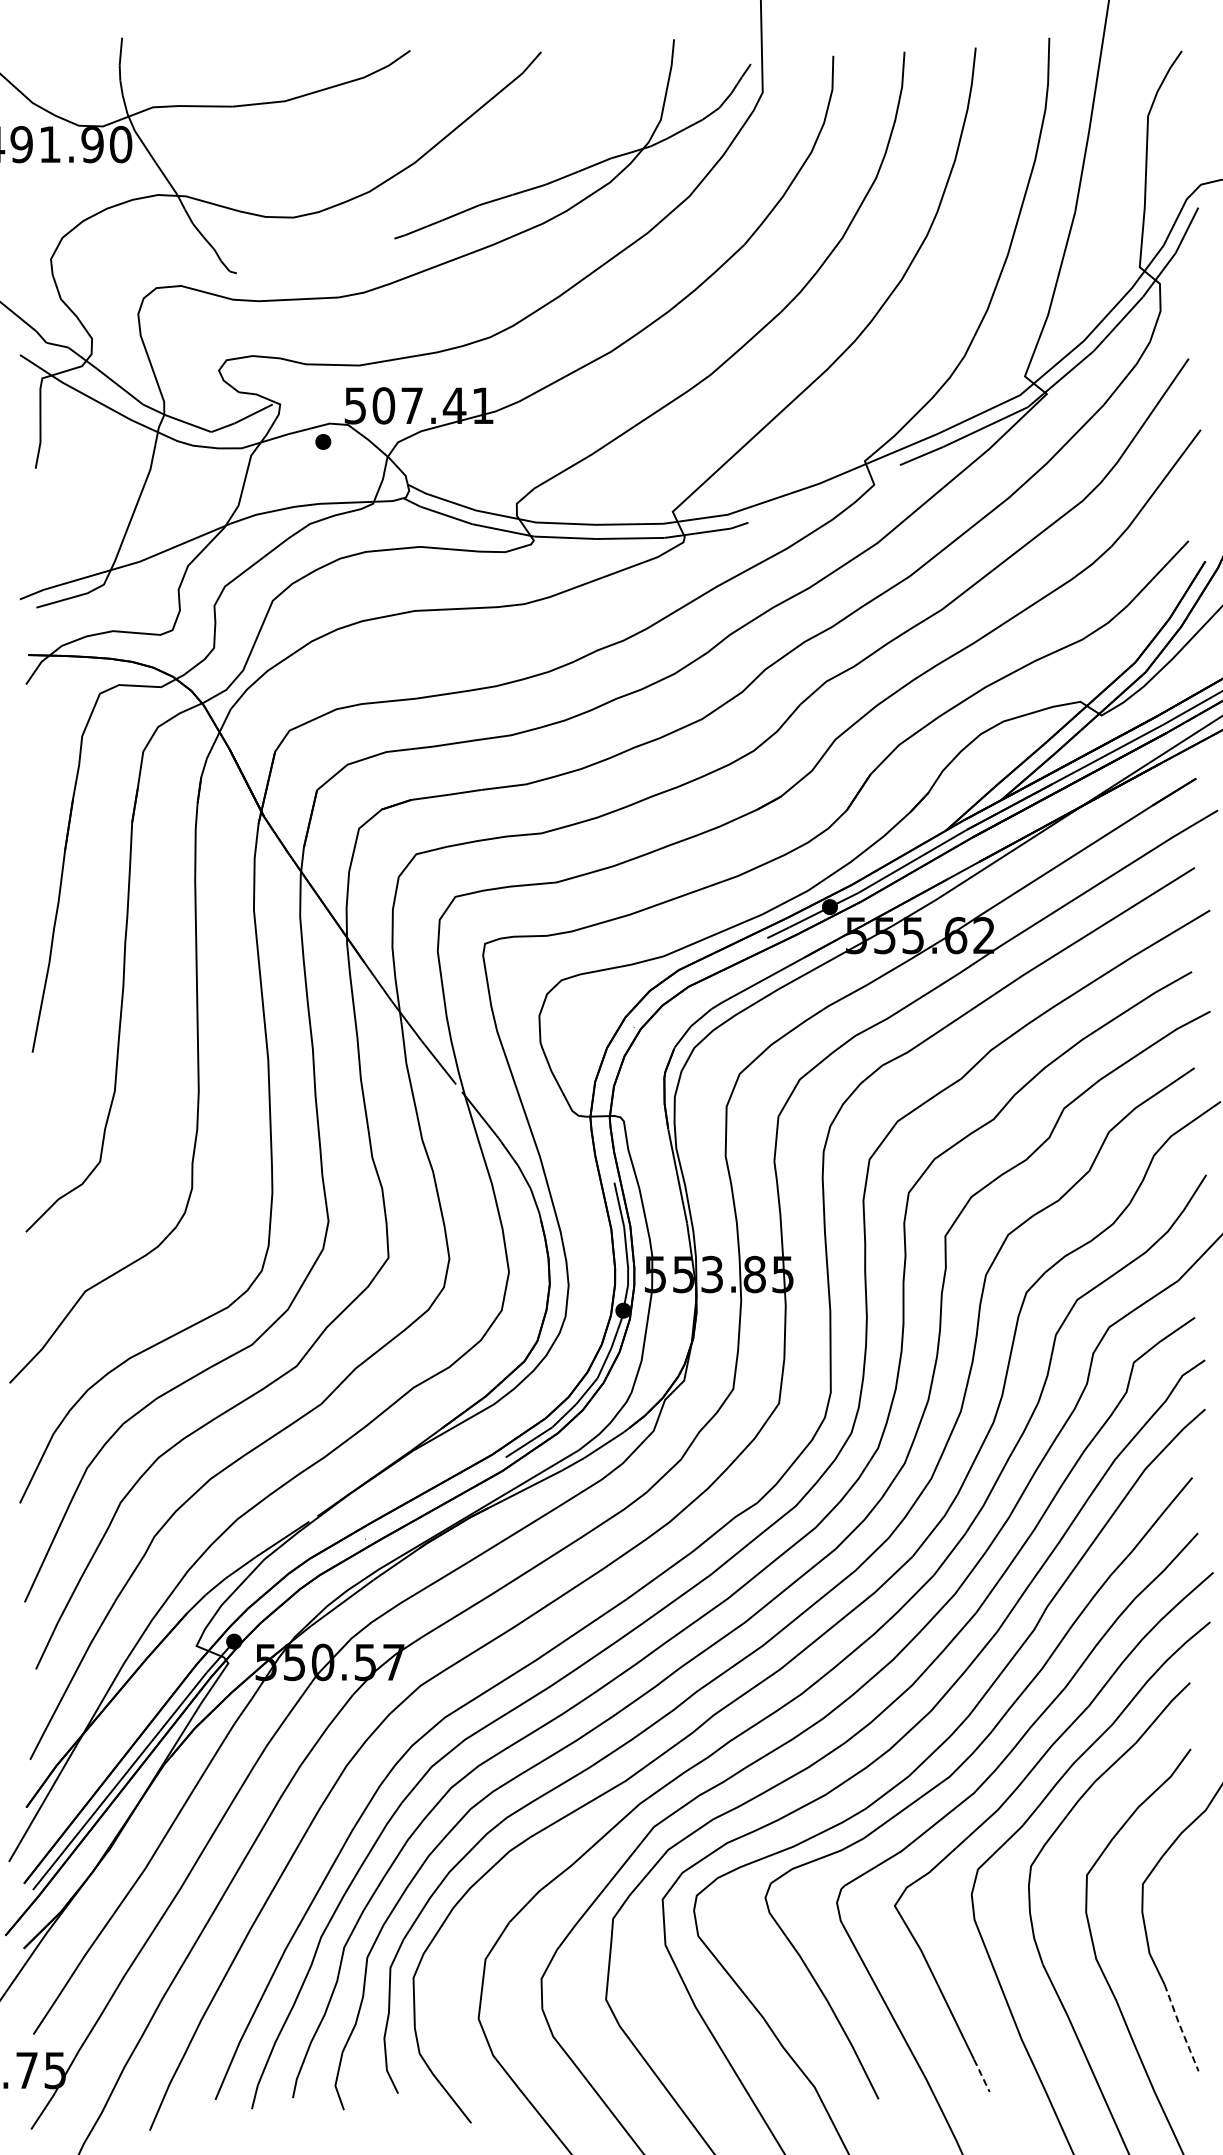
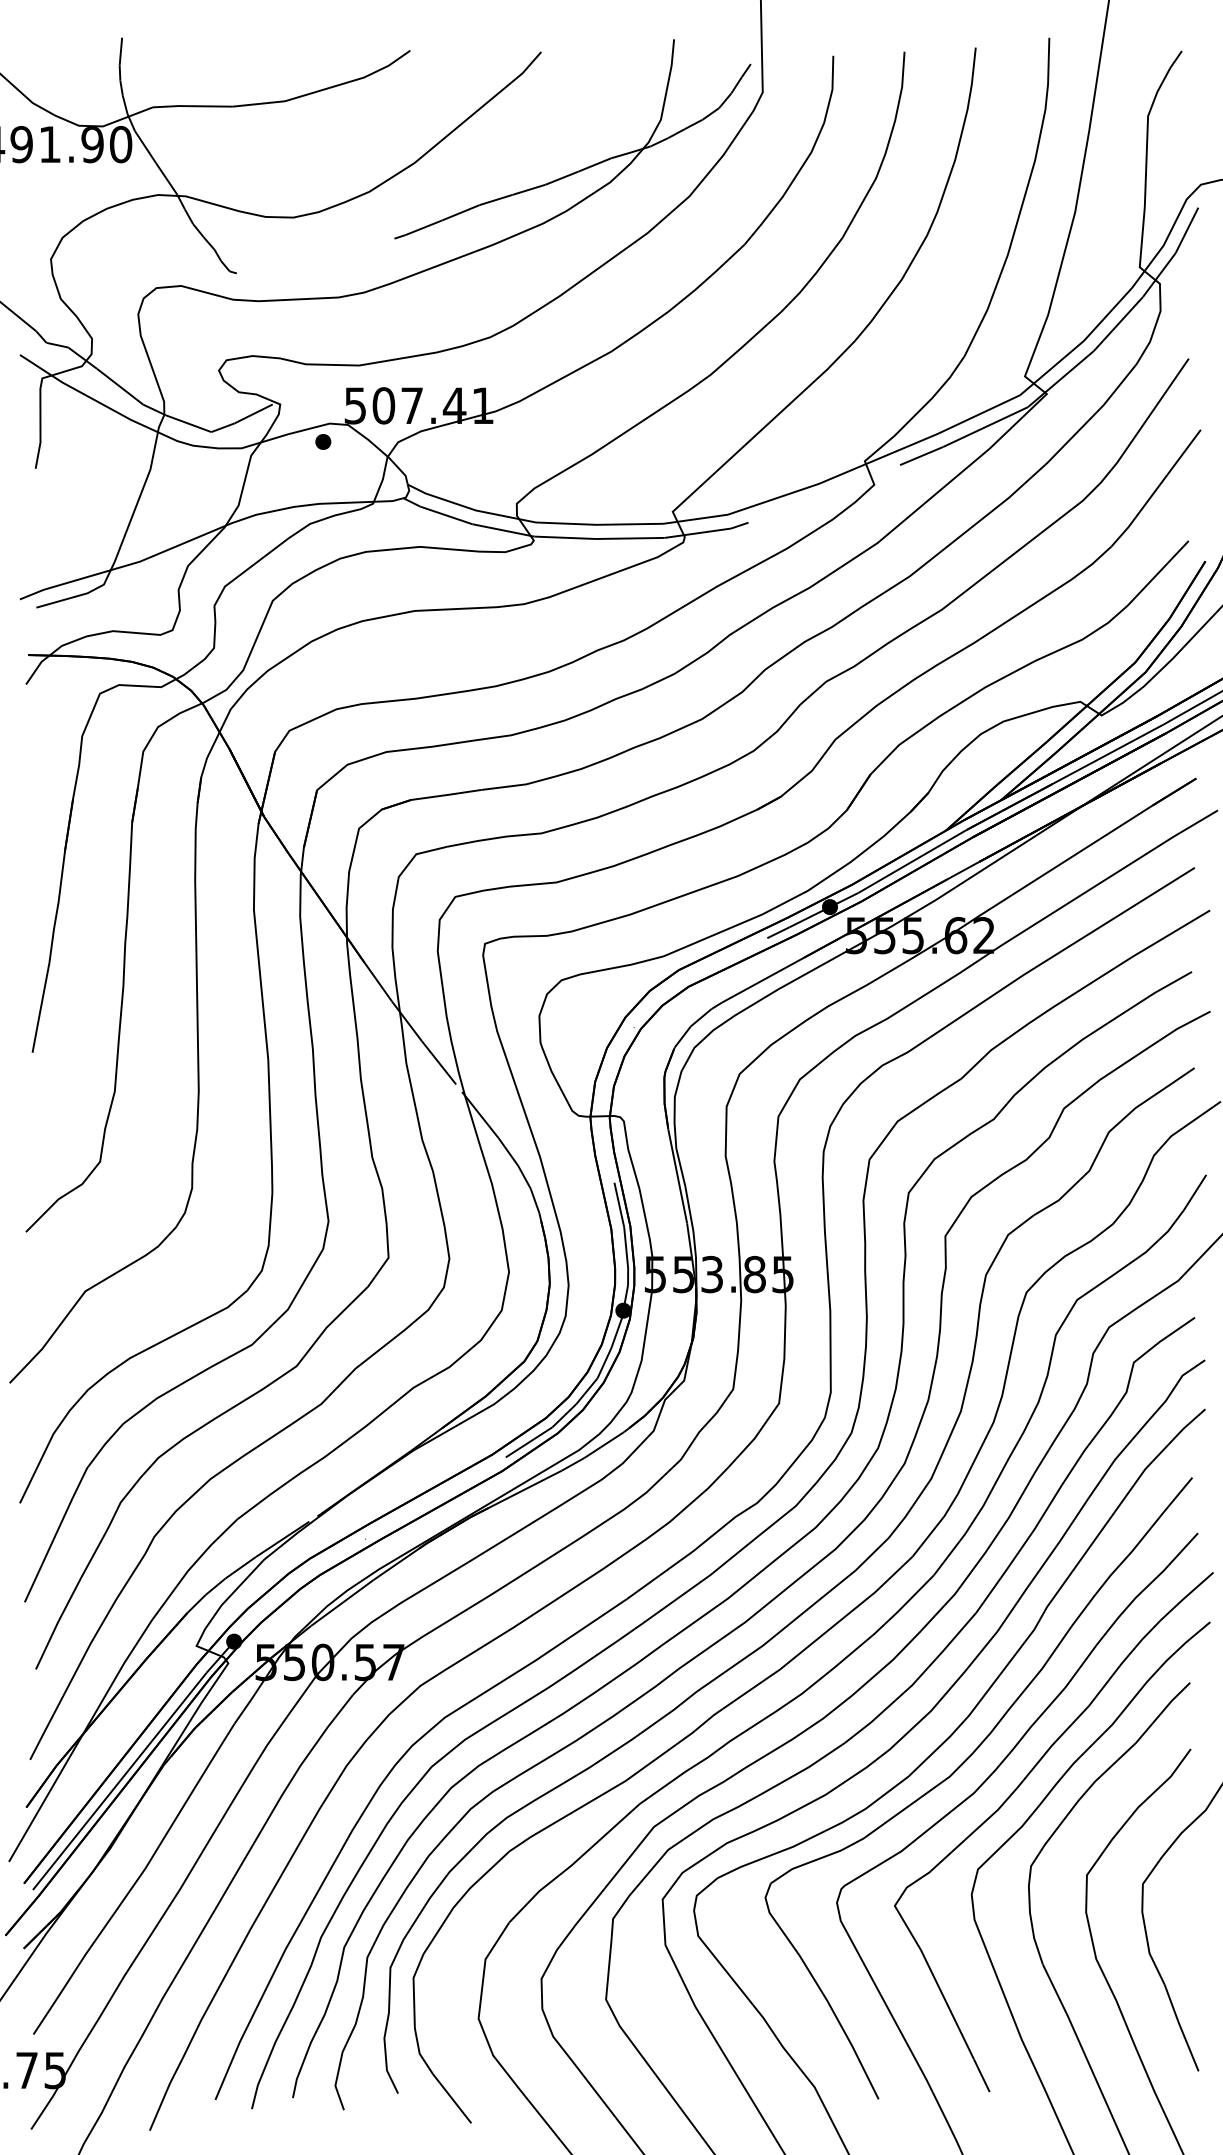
line: dashed -> solid (1180, 2027)
line: dashed -> solid (982, 2076)
